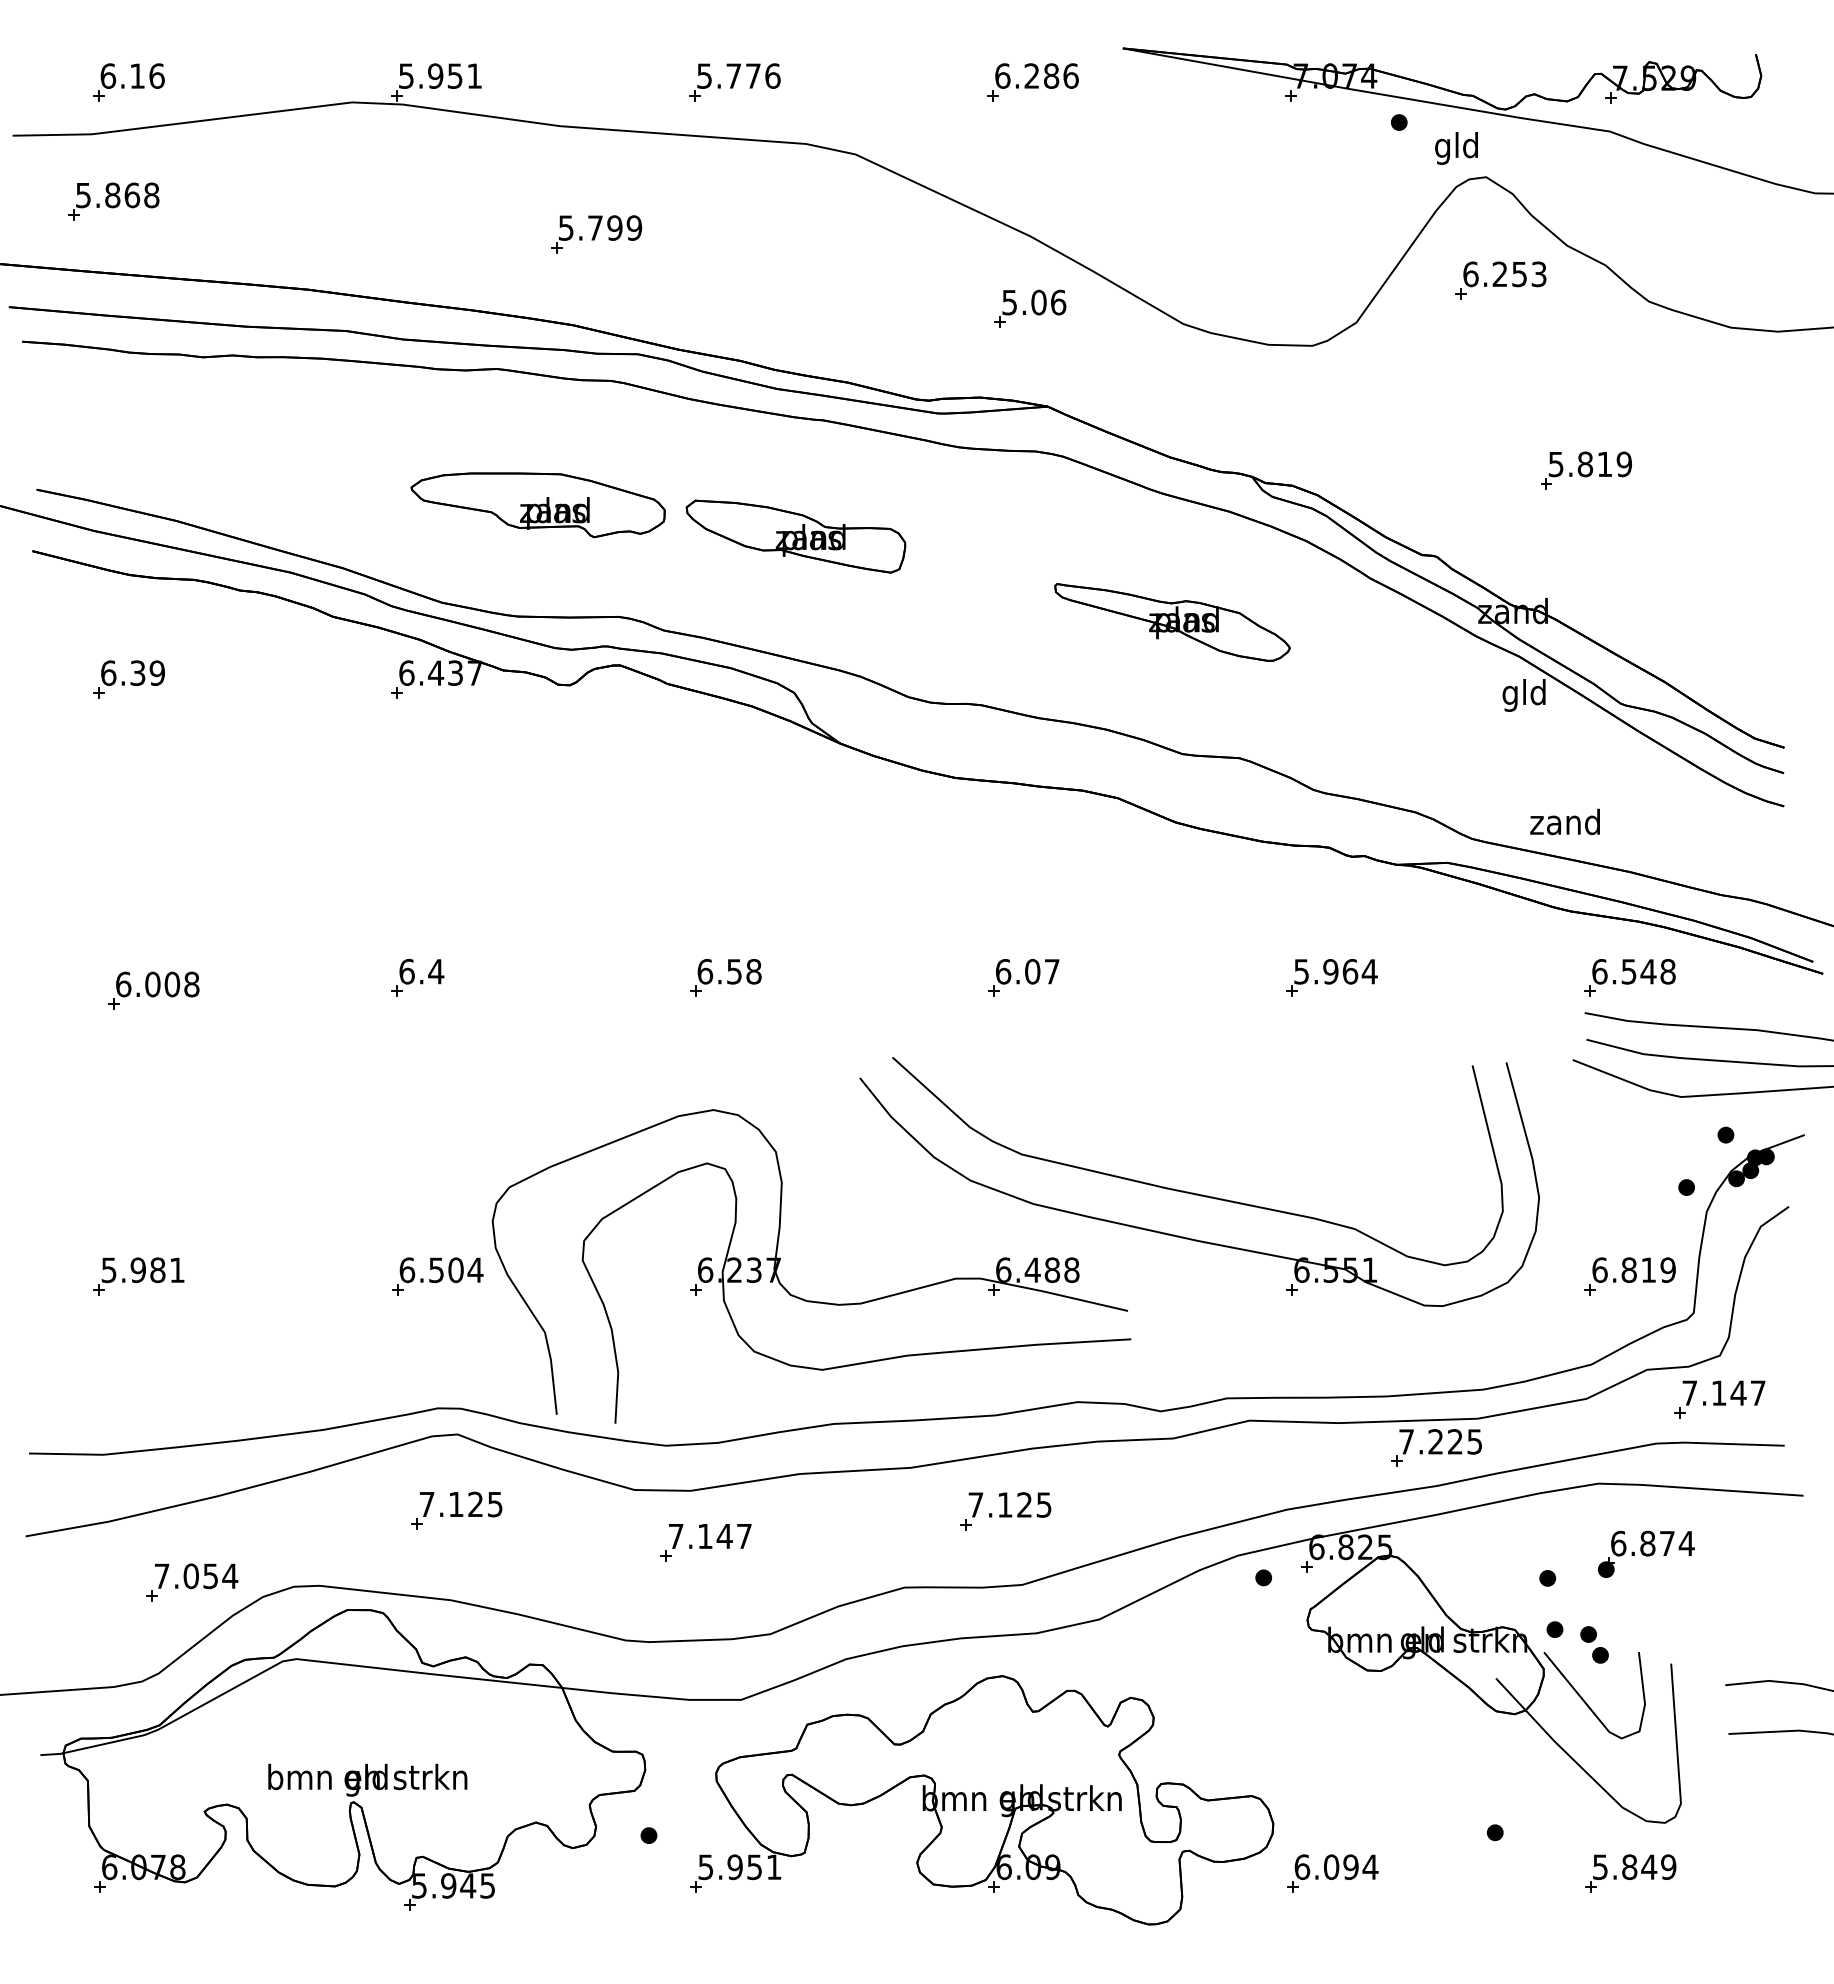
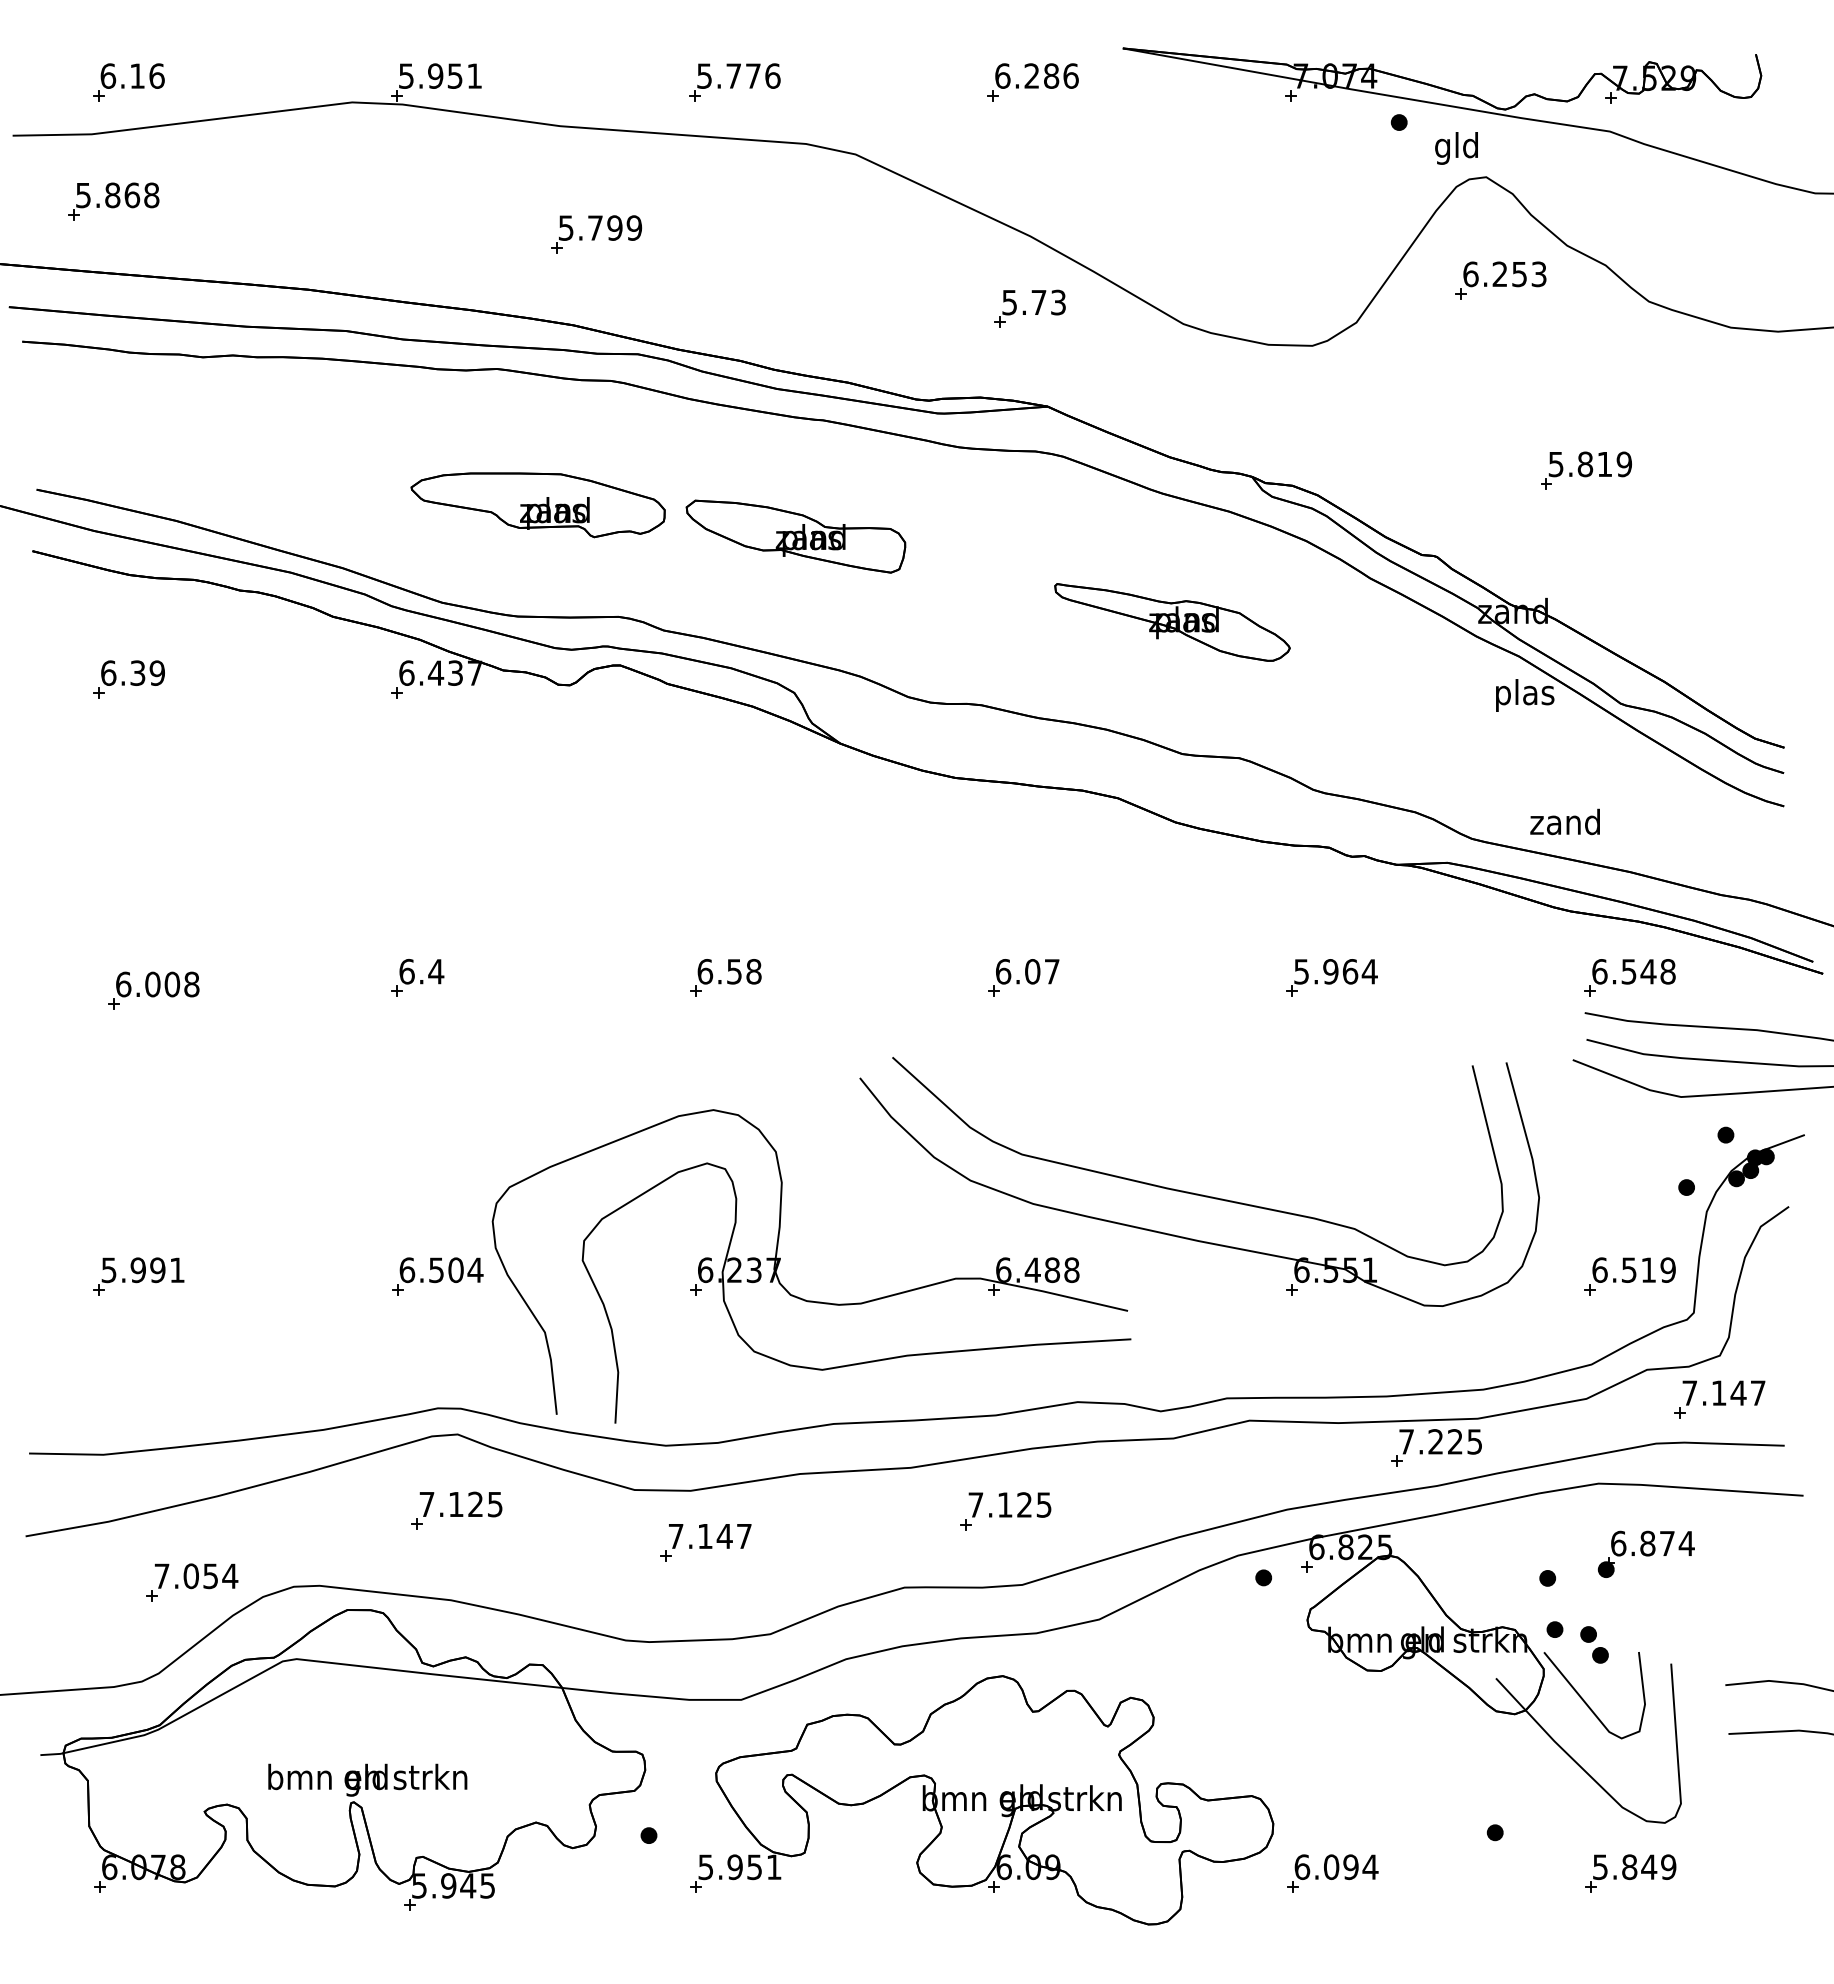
text: 5.06 -> 5.73 (1048, 302)
text: gld -> plas (1525, 695)
text: 6.819 -> 6.519 (1628, 1269)
text: 5.981 -> 5.991 (157, 1270)
